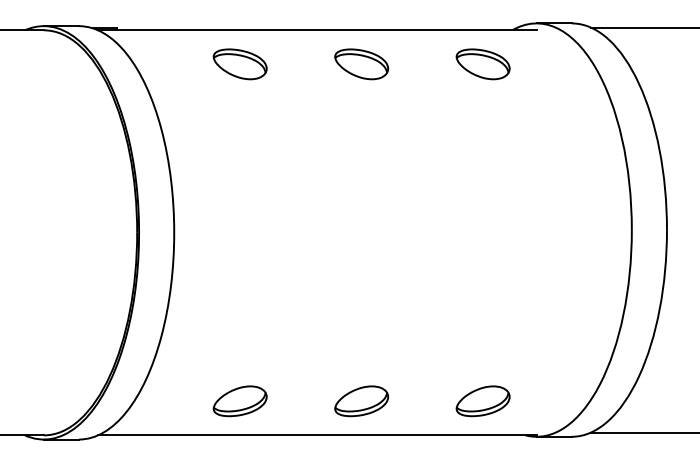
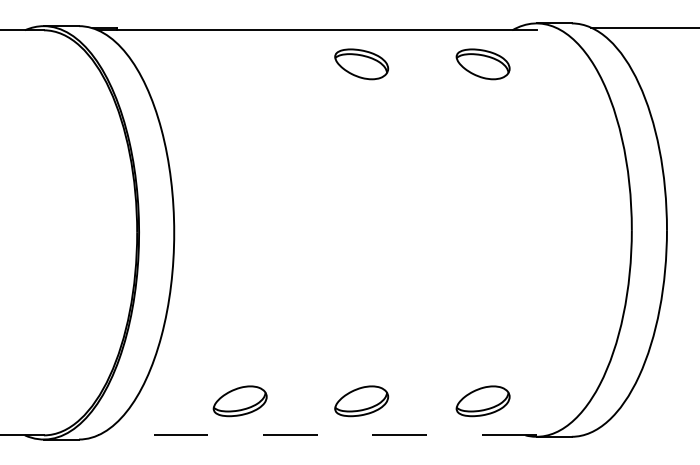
part: present -> none (239, 64)
line: present -> none (643, 432)
line: solid -> dashed (316, 435)
